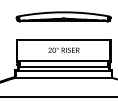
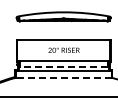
line: solid -> dashed (63, 66)
line: solid -> dashed (63, 77)
